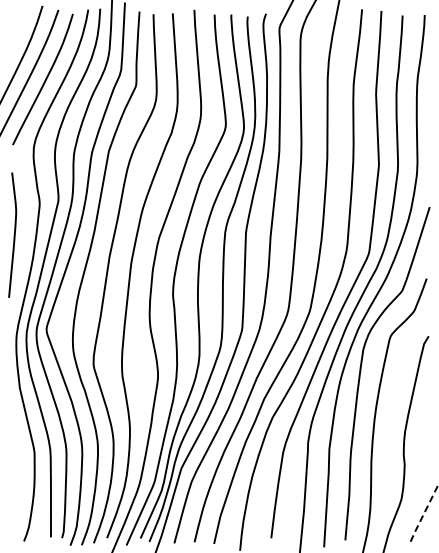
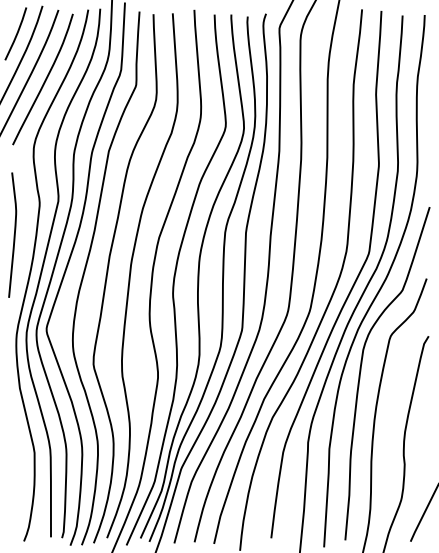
line: none -> present (16, 33)
line: dashed -> solid (424, 513)
